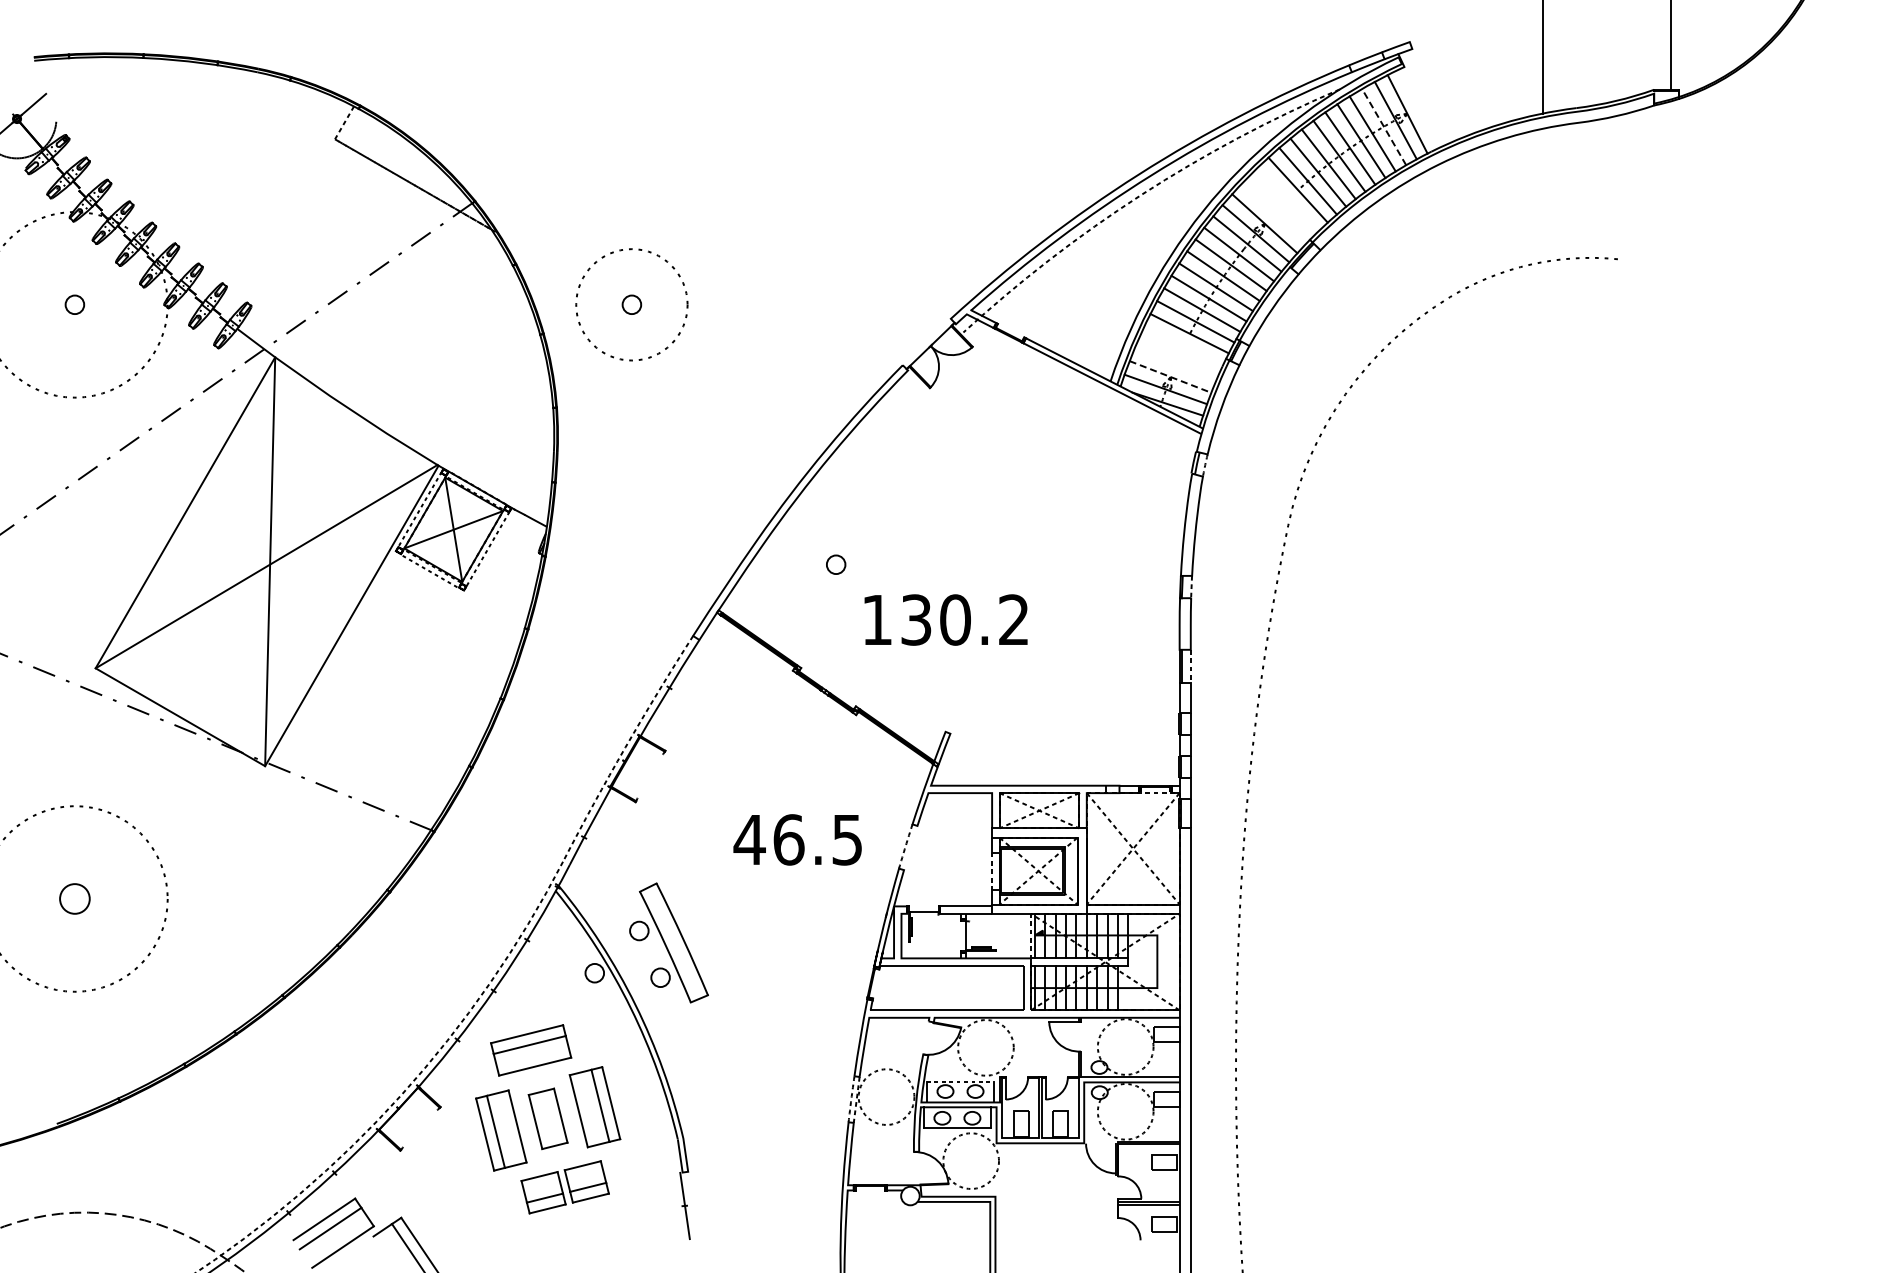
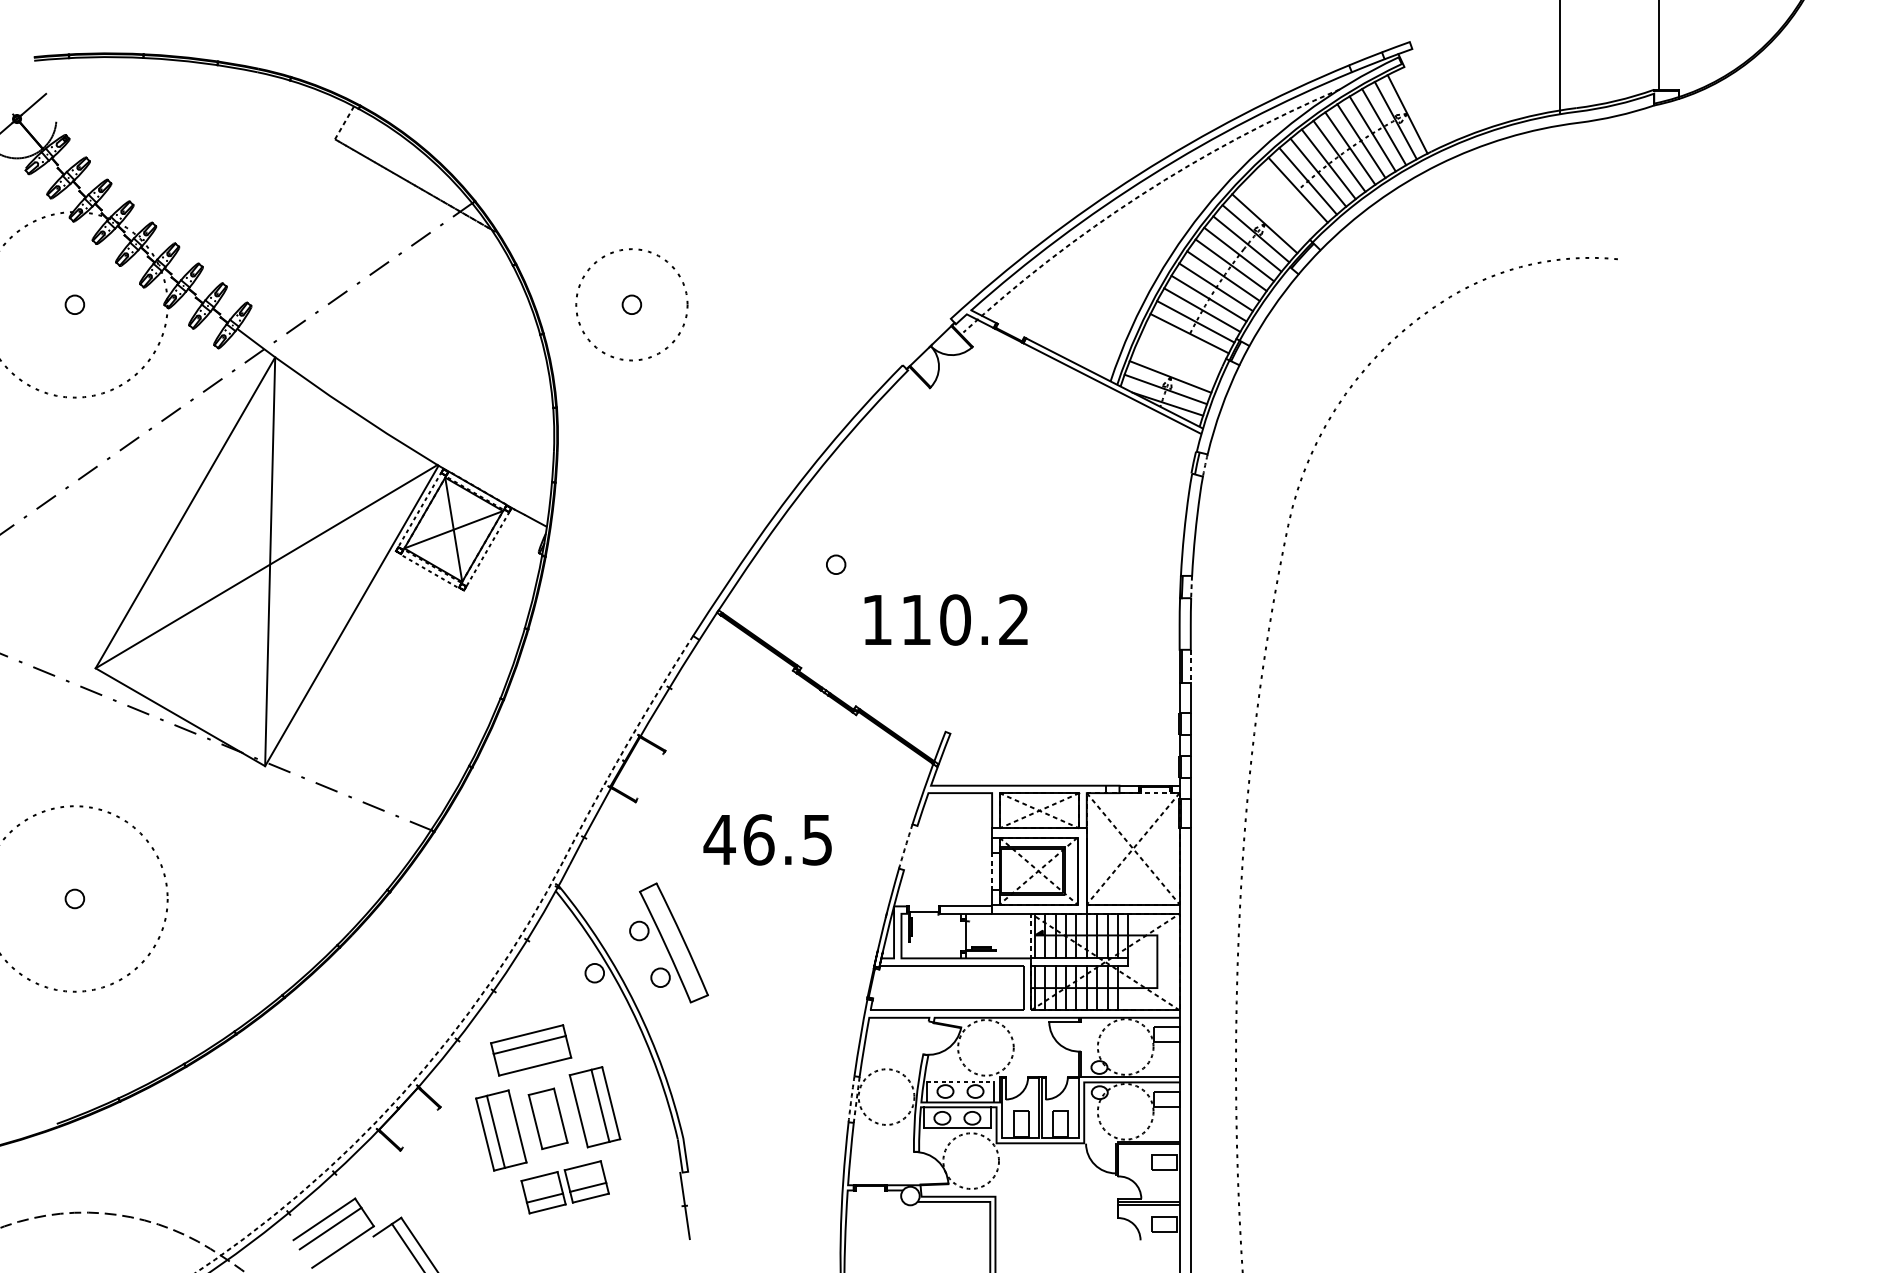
line position: (1671, 46) -> (1659, 46) (1659, 46)
line position: (1543, 58) -> (1560, 58) (1560, 58)
line: dashed -> solid (1383, 126)
line: dashed -> solid (1170, 376)
text: 130.2 -> 110.2 (916, 619)
text position: (797, 839) -> (767, 839) (767, 839)
circle diameter: 30 px -> 19 px (74, 898)
